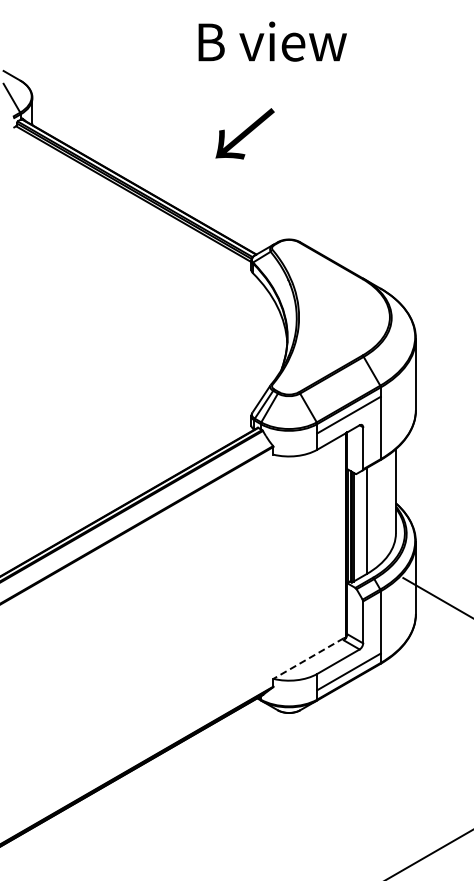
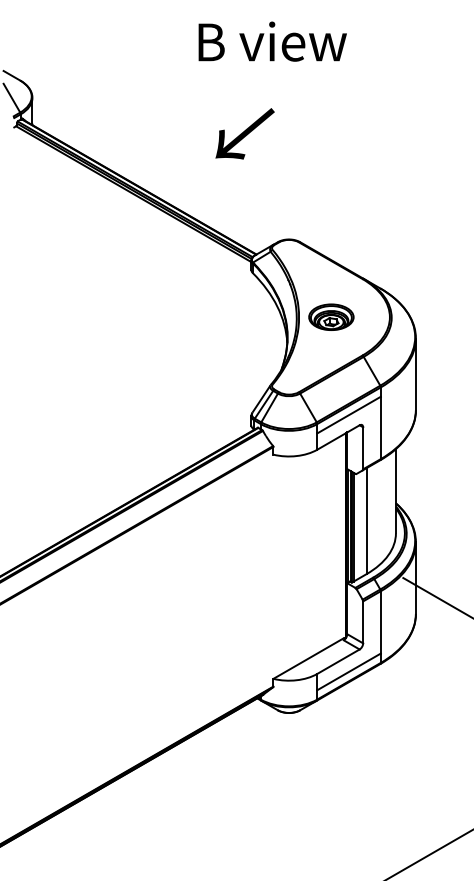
part: none -> present (331, 316)
line: dashed -> solid (308, 658)
